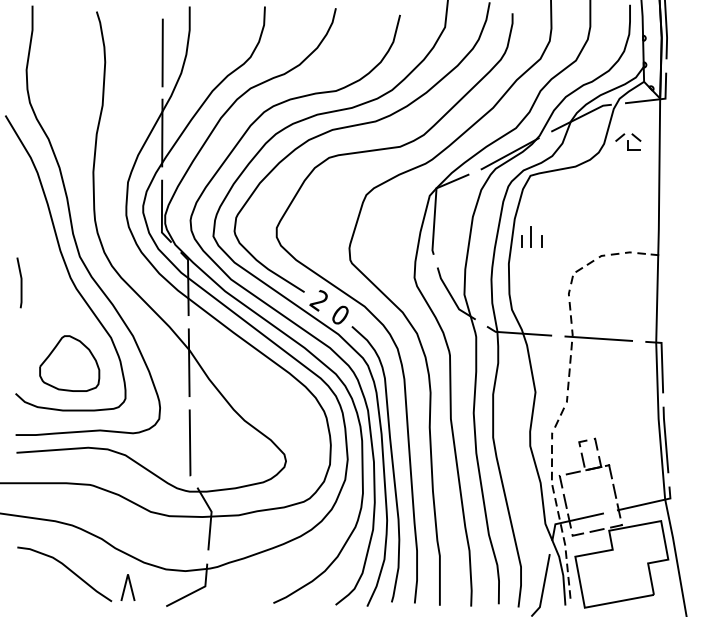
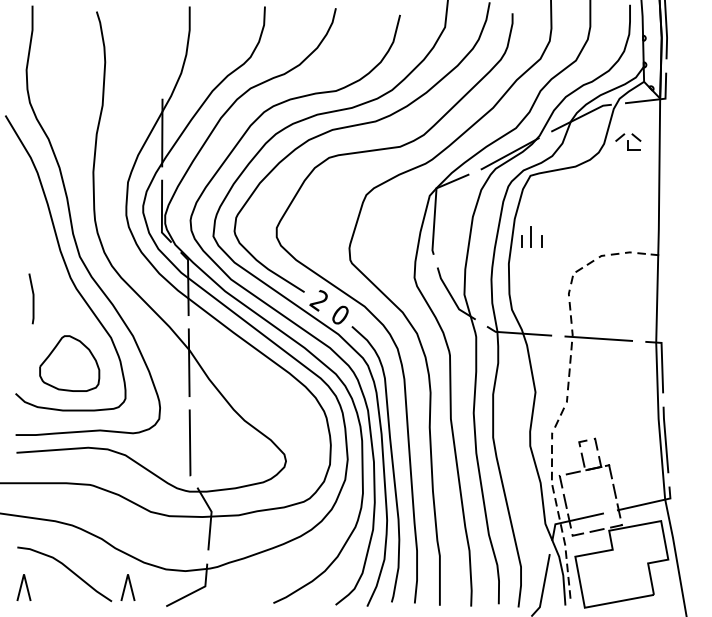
line: present -> none (162, 52)
line position: (20, 282) -> (32, 298) (32, 298)
line: none -> present (21, 587)
